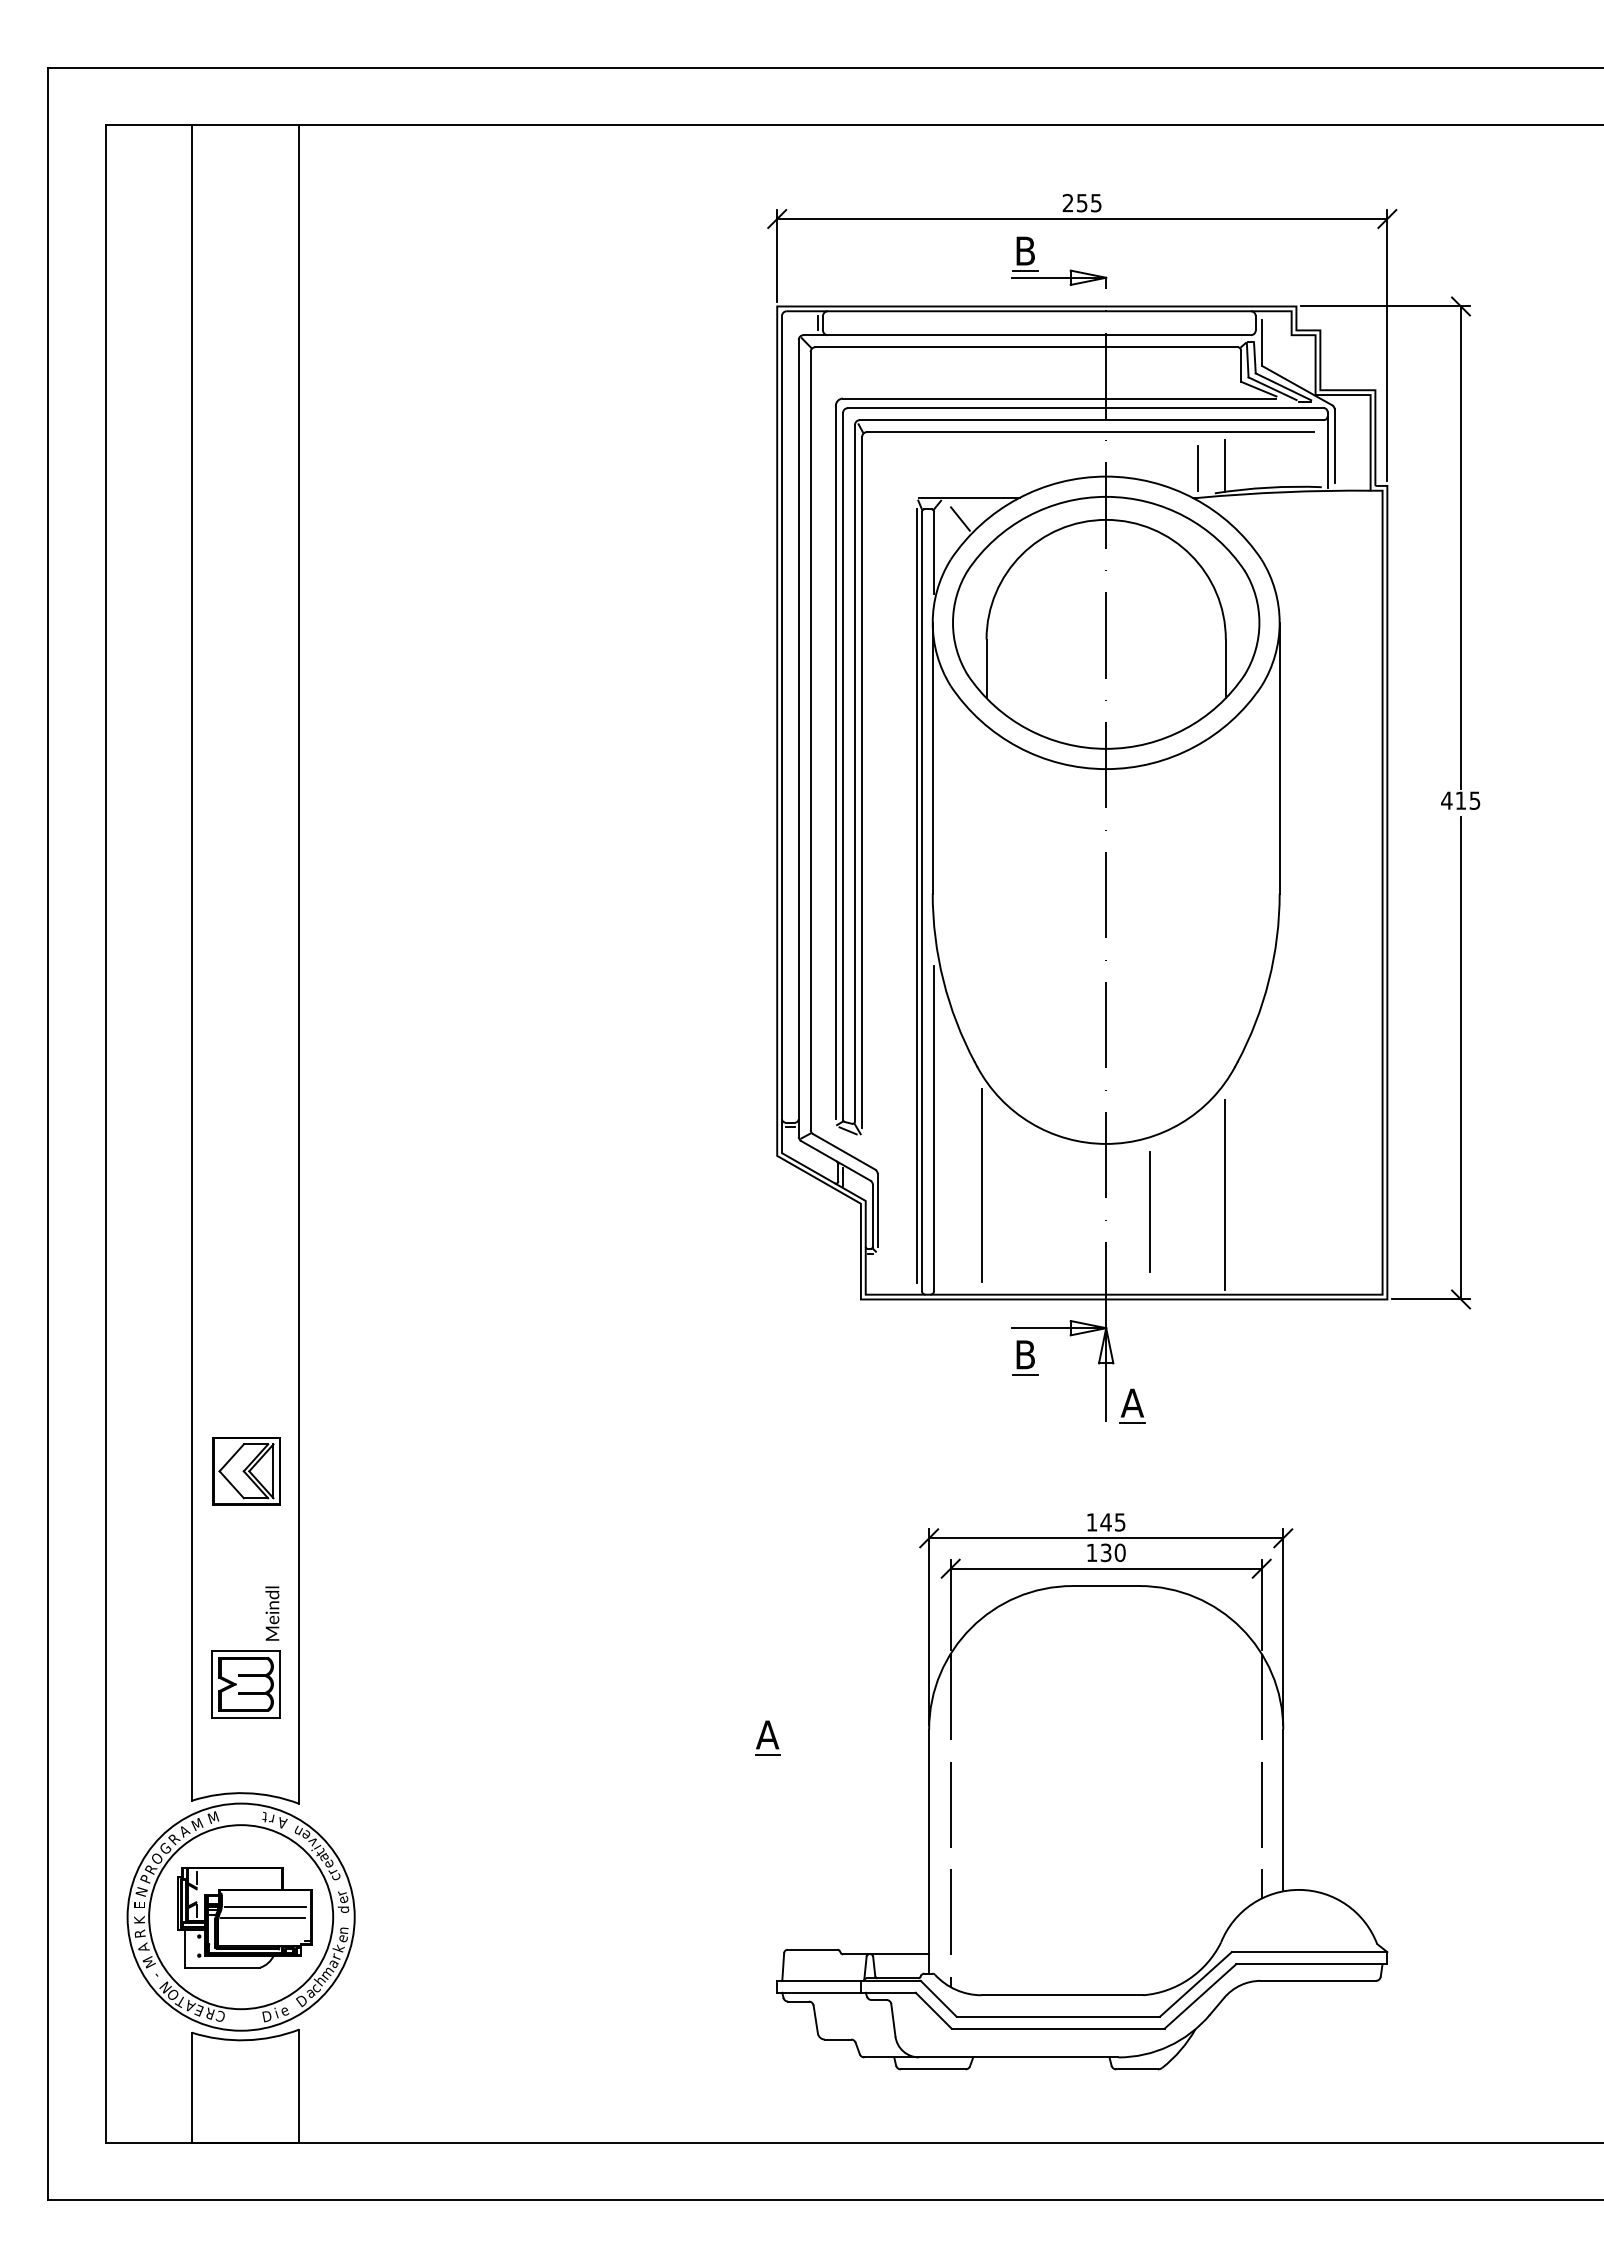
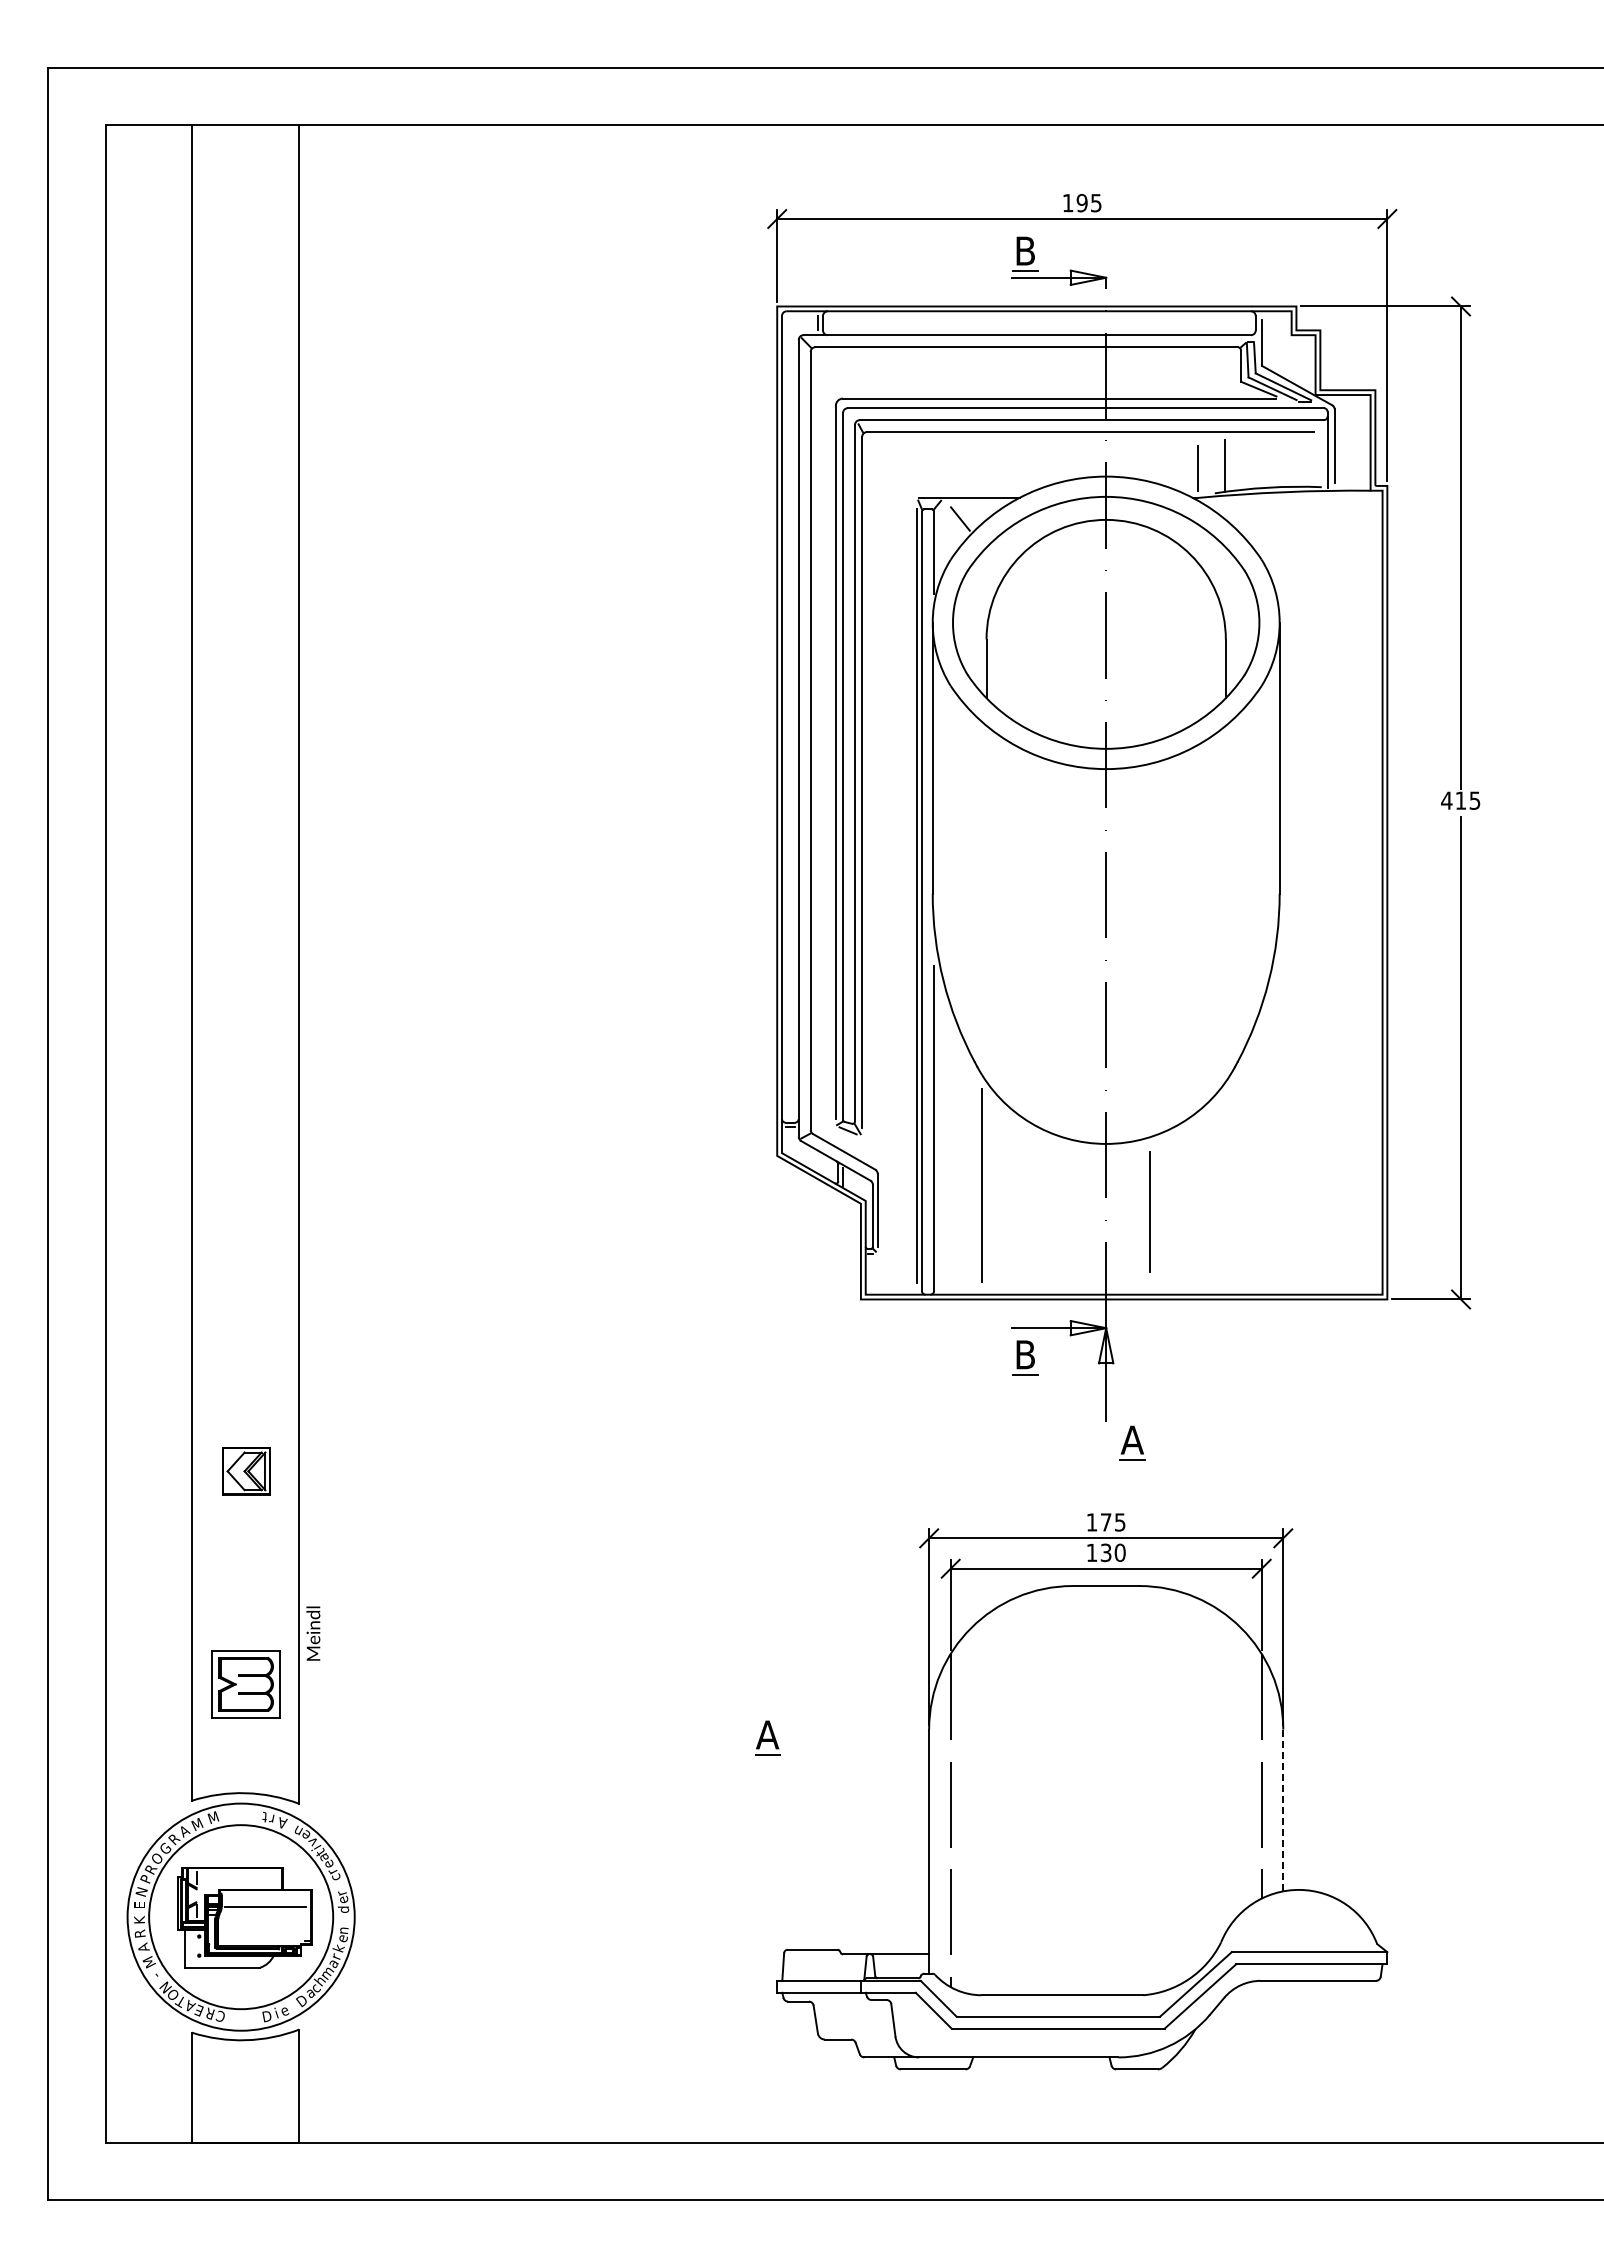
text: 255 -> 195 (1074, 202)
line: present -> none (1225, 1194)
part position: (1132, 1405) -> (1132, 1442) (1132, 1442)
part size: 69x69 px -> 49x49 px (246, 1471)
text: 145 -> 175 (1105, 1522)
text position: (272, 1613) -> (313, 1633) (313, 1633)
line: solid -> dashed (1283, 1810)
line: present -> none (263, 1918)
